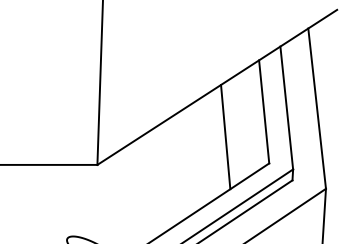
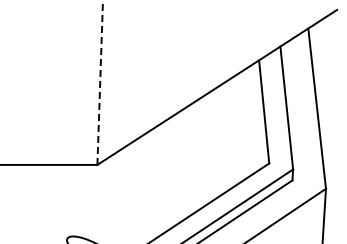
line: solid -> dashed (100, 82)
line: present -> none (225, 136)
